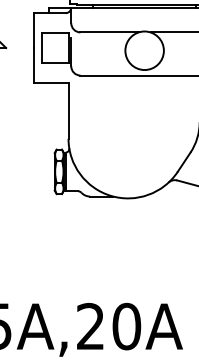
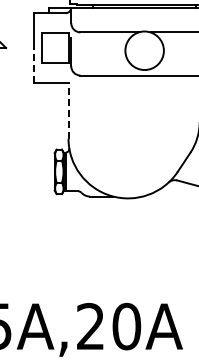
line: solid -> dashed (33, 64)
line: solid -> dashed (68, 110)
